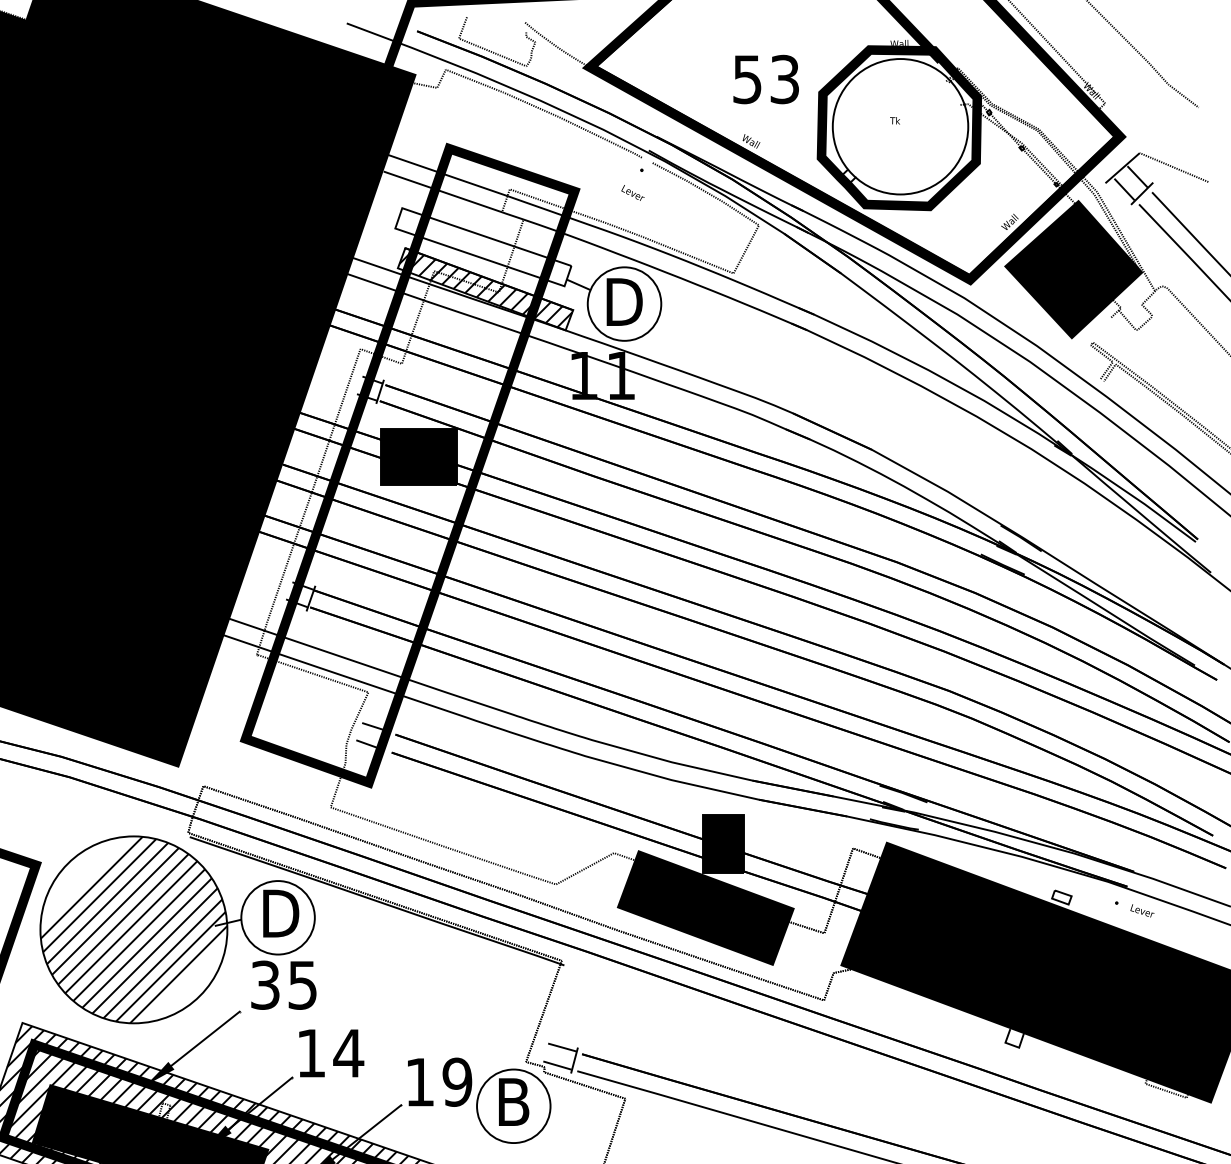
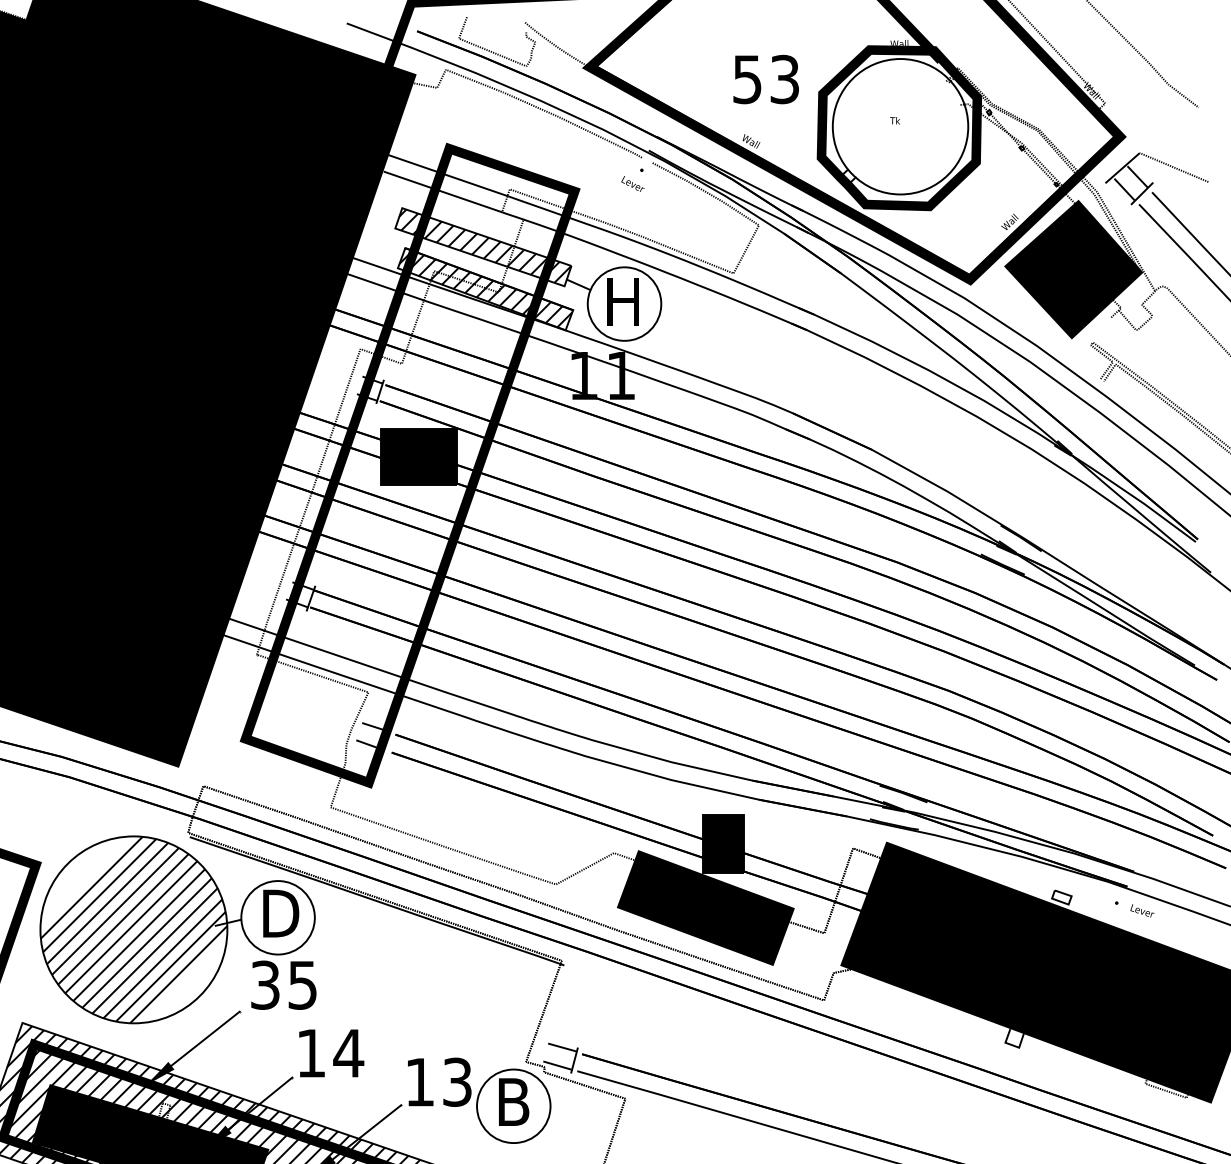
text position: (632, 192) -> (632, 183) (632, 183)
hatch: none -> present (485, 245)
text: D -> H (624, 301)
text: 19 -> 13 (457, 1081)
